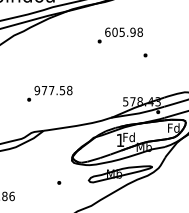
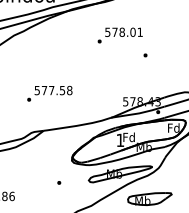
text: 605.98 -> 578.01 (123, 31)
text: 977.58 -> 577.58 (37, 89)
part: none -> present (149, 198)
